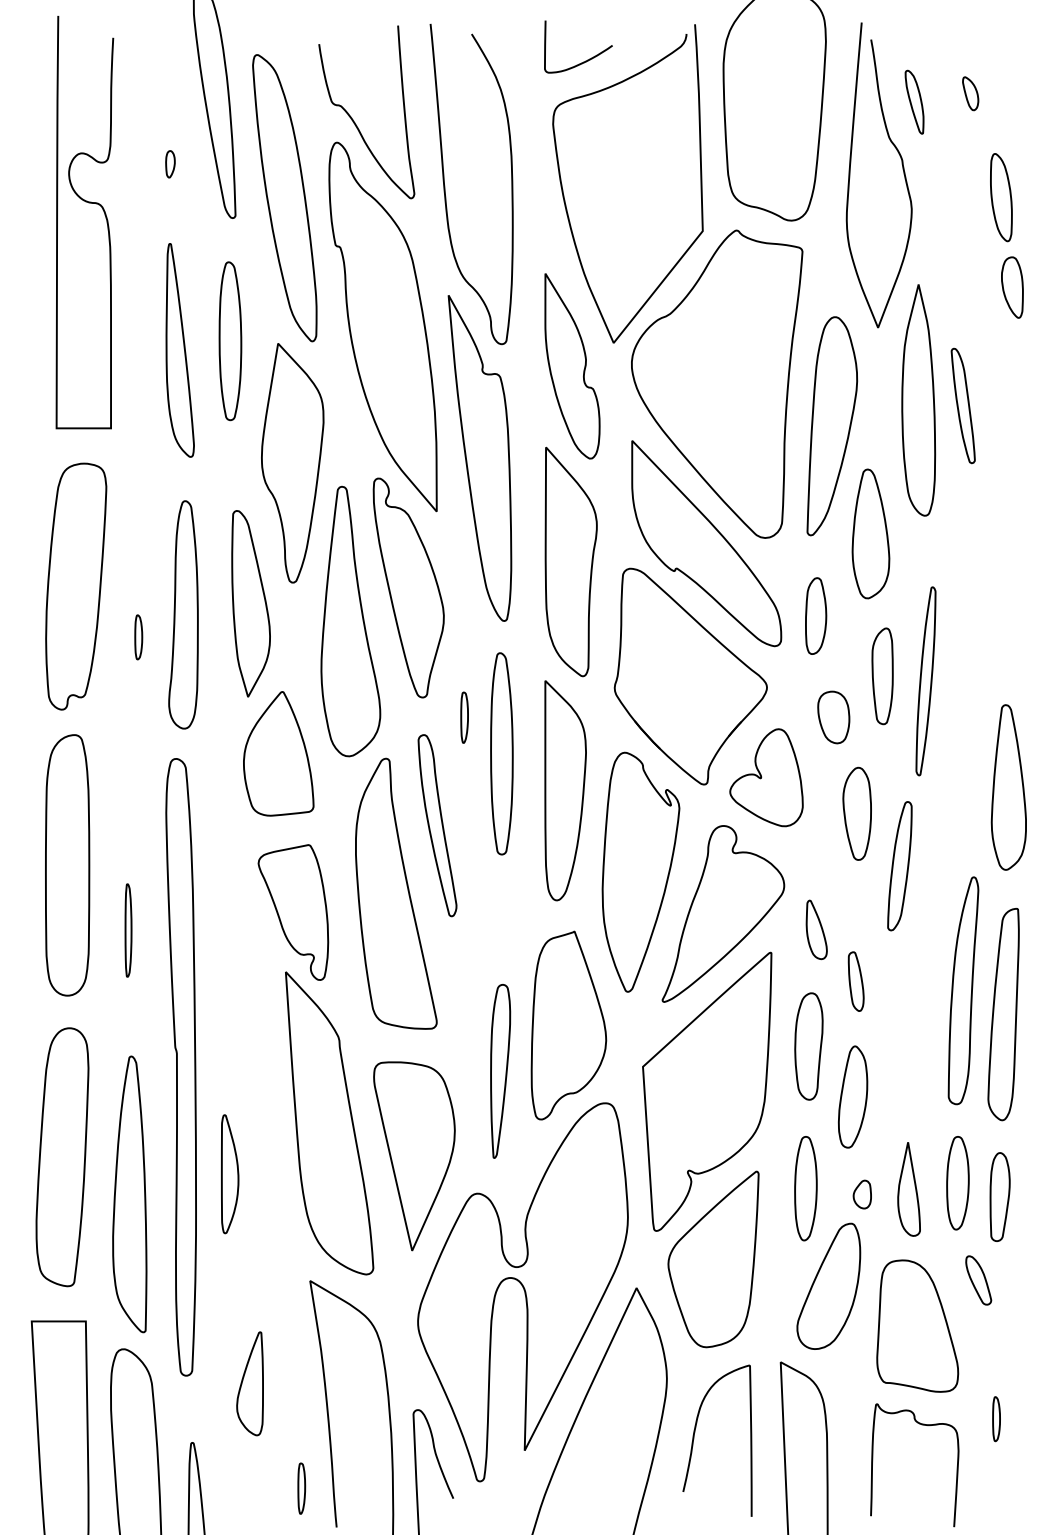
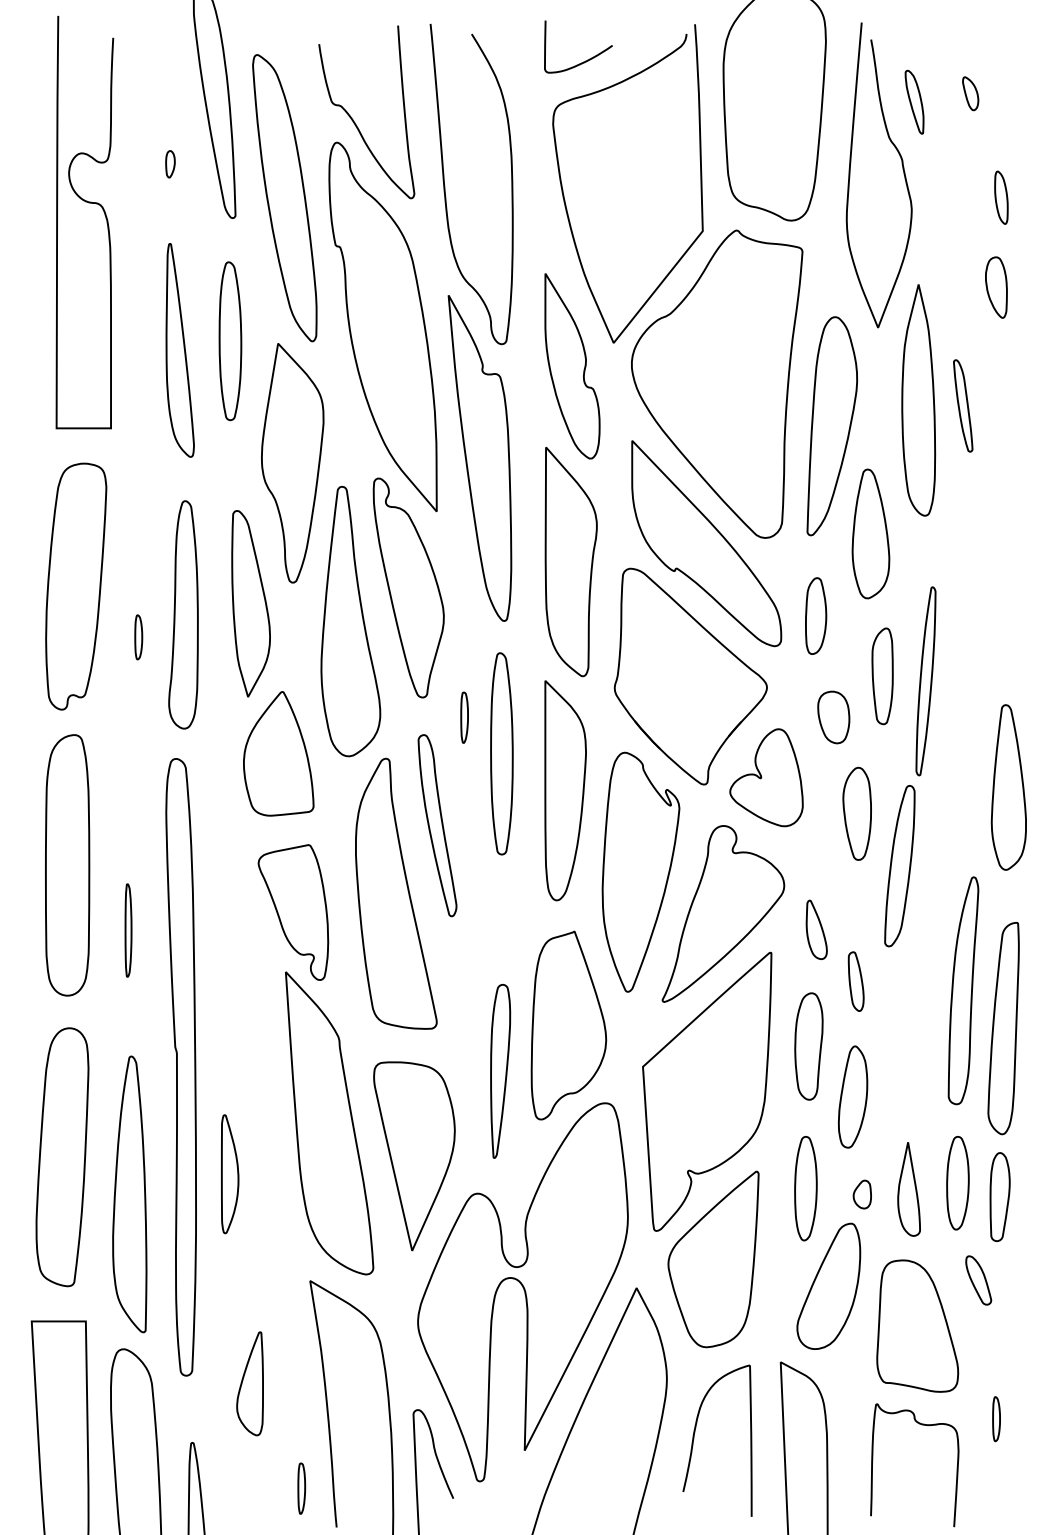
part size: 23x90 px -> 15x55 px (1001, 197)
part position: (1012, 287) -> (996, 287) (996, 287)
part size: 26x118 px -> 21x94 px (963, 405)
part size: 26x131 px -> 32x163 px (899, 866)
part position: (1003, 1014) -> (1003, 1028) (1003, 1028)
